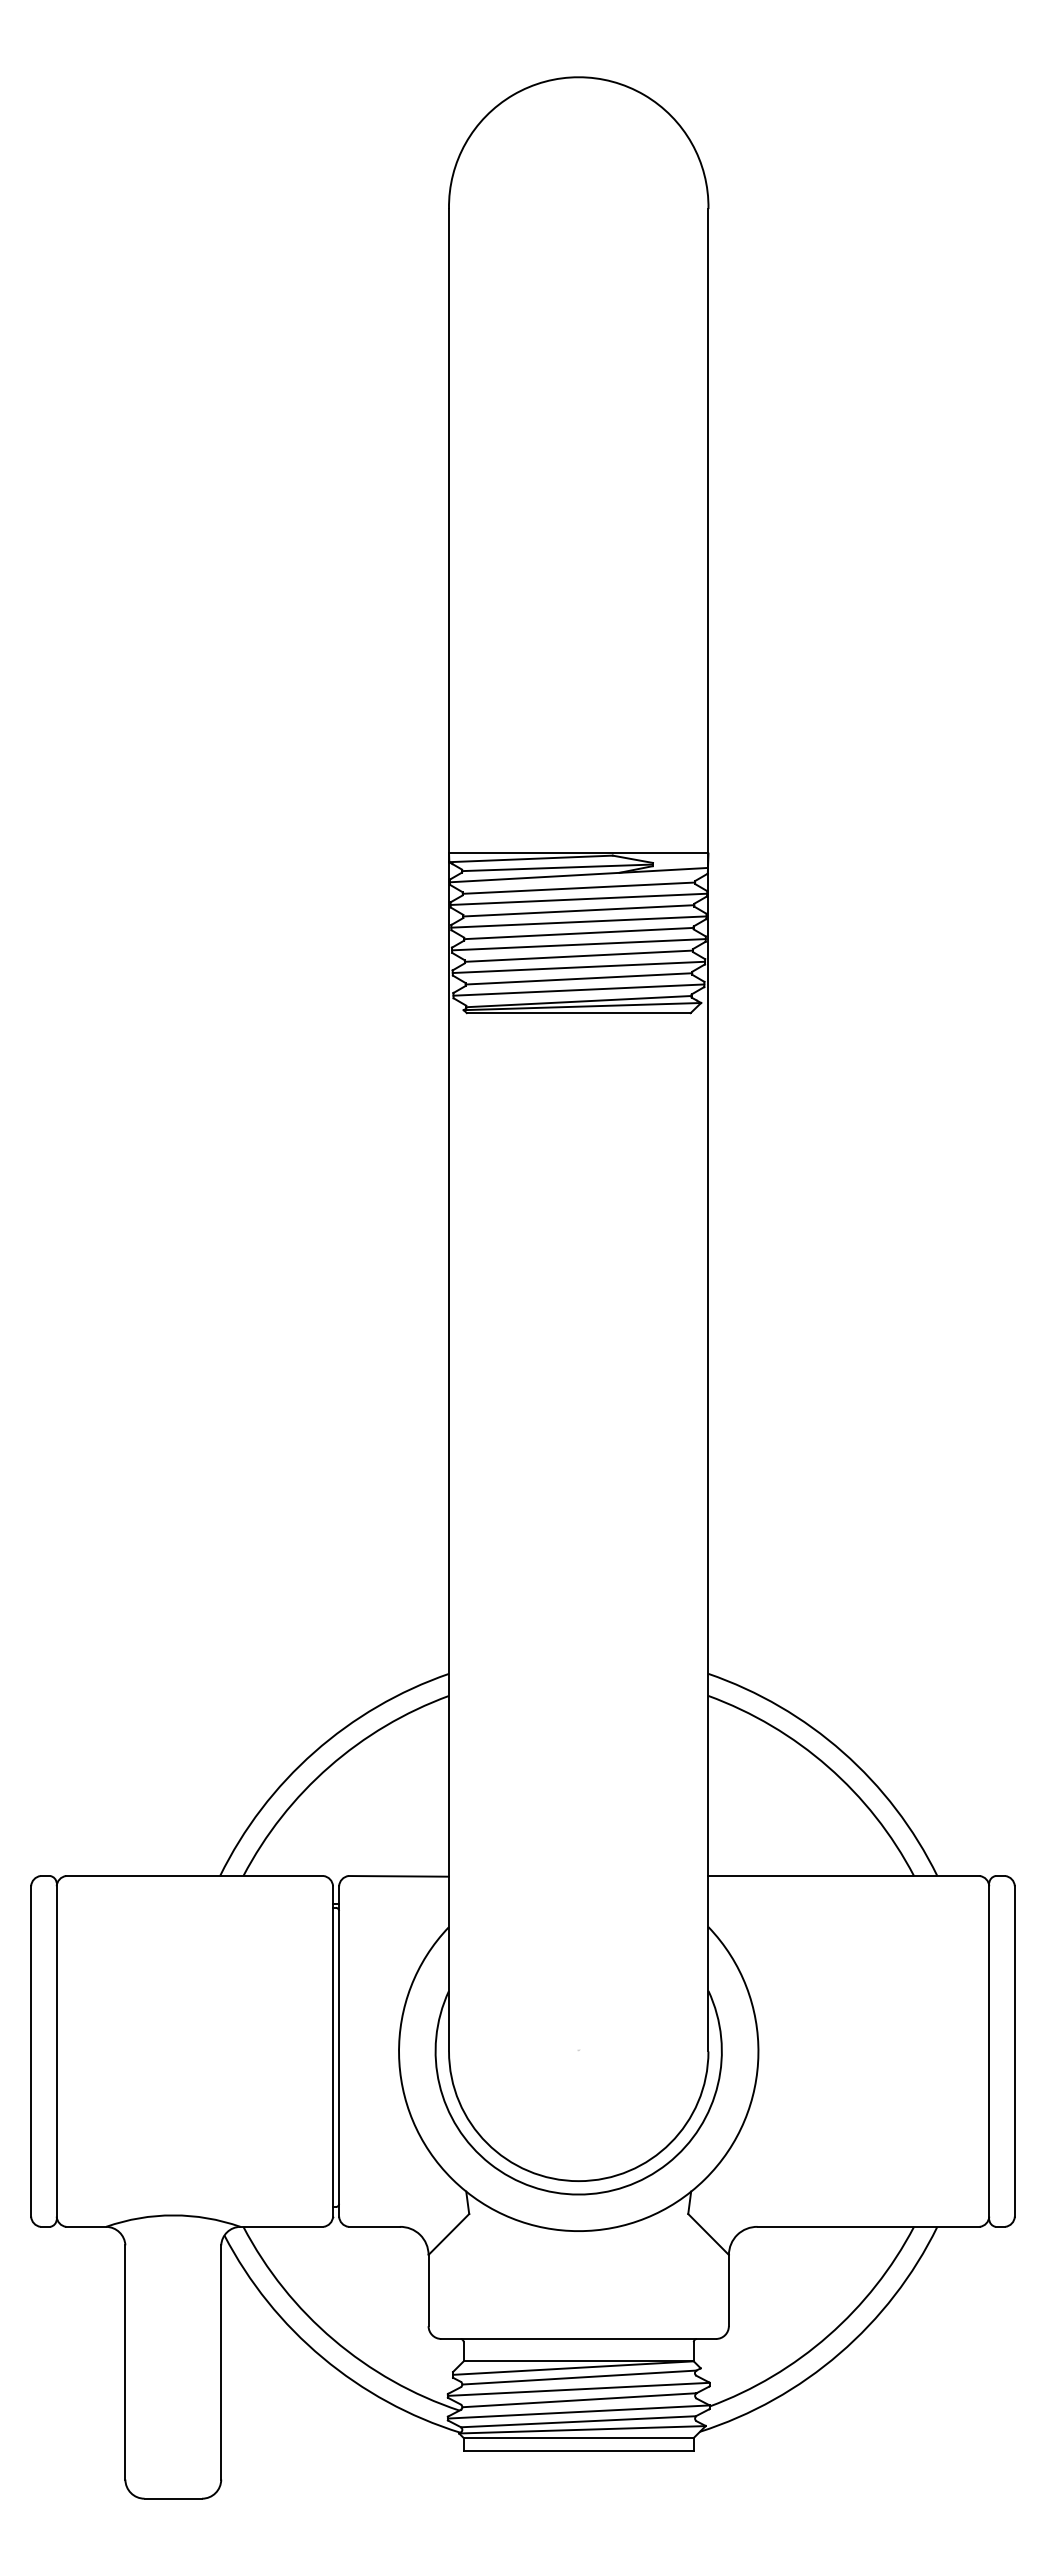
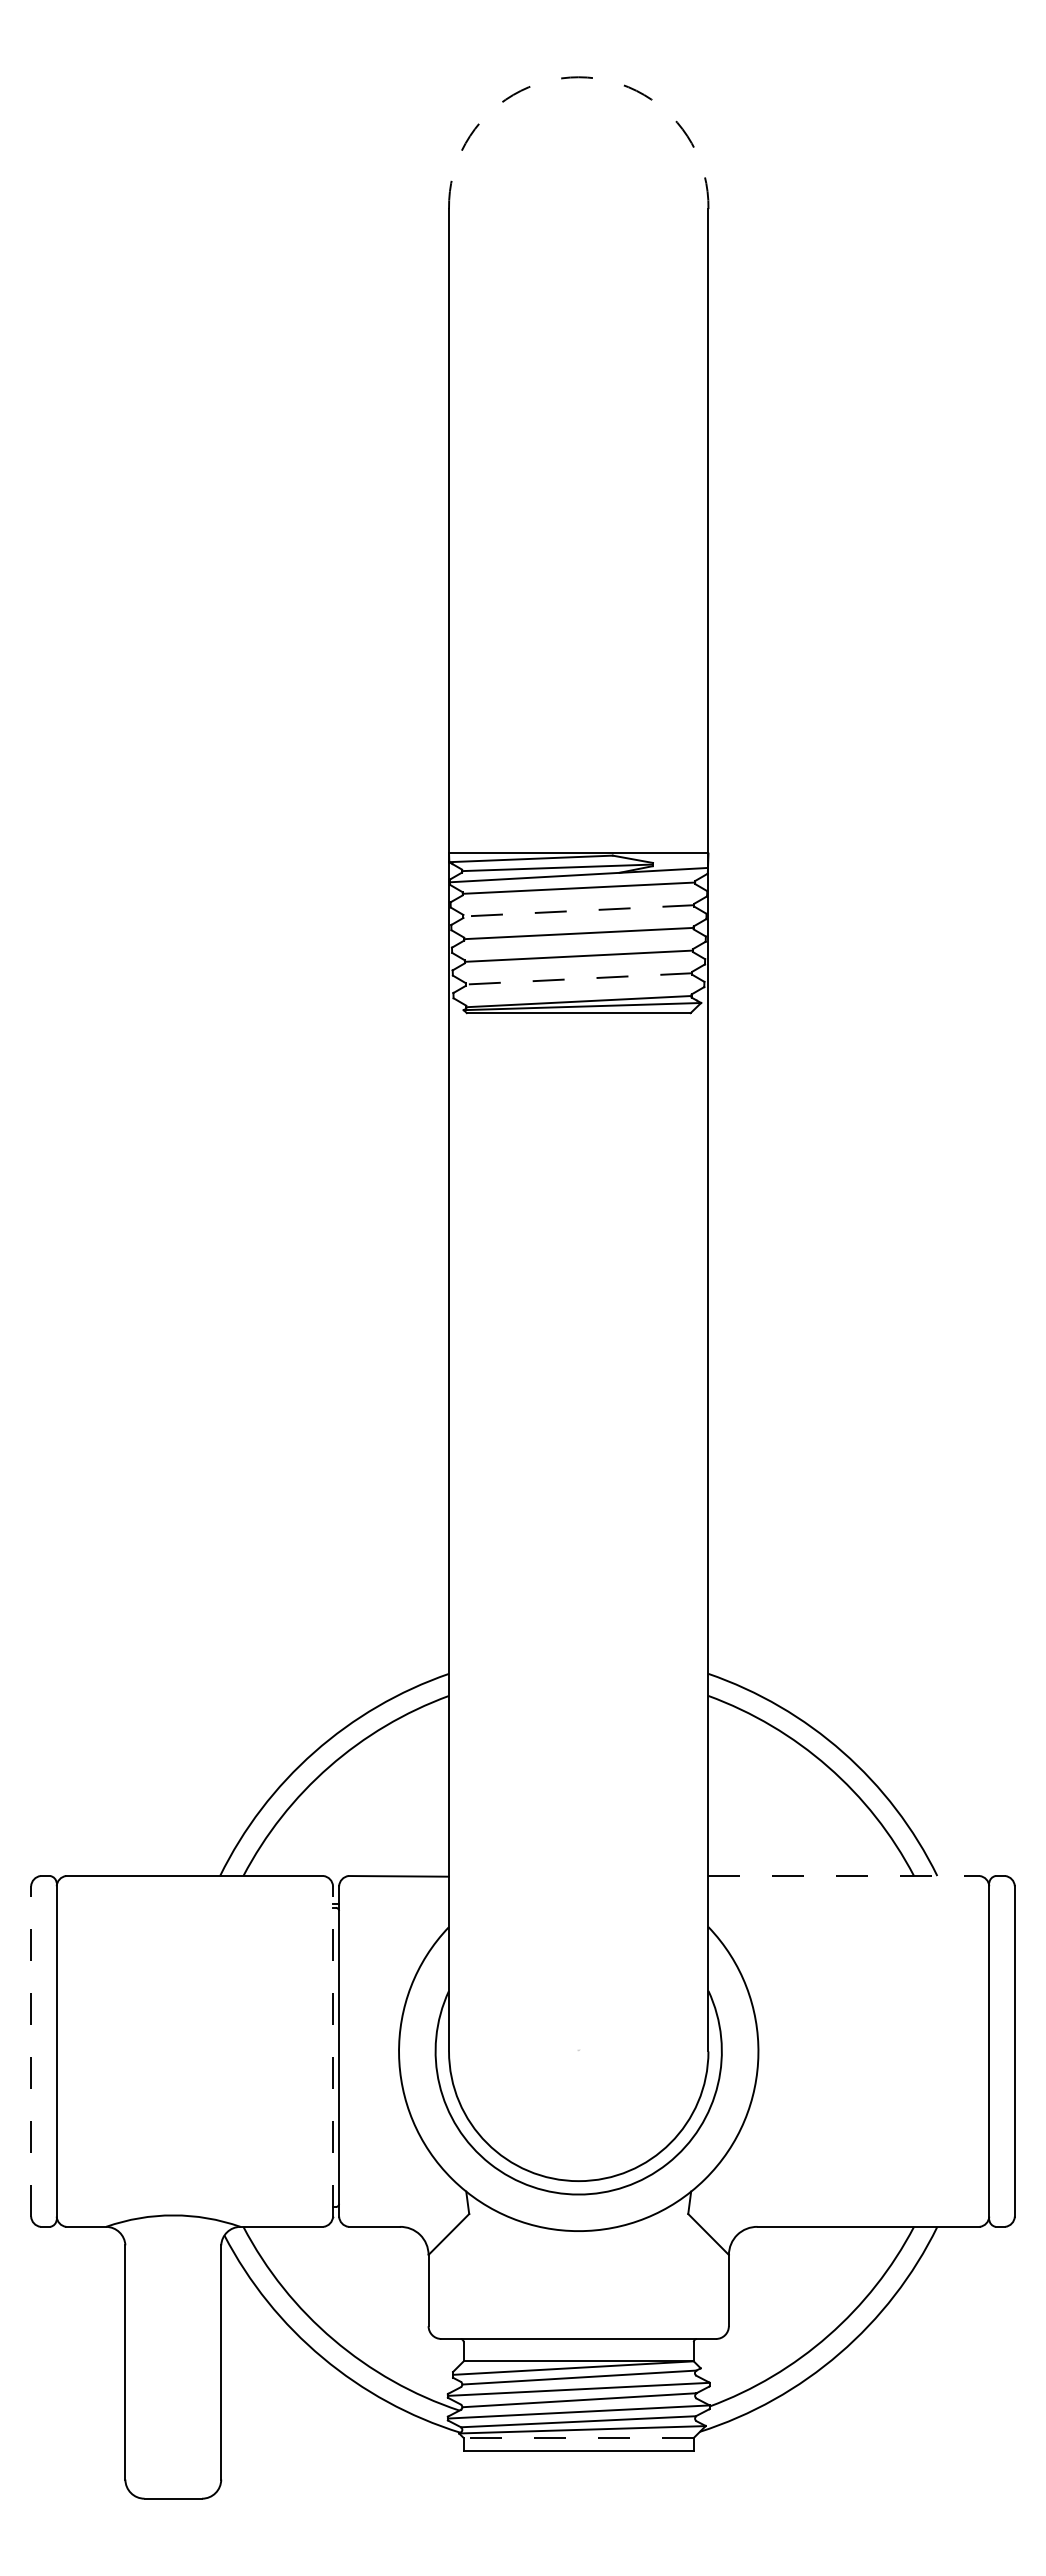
arc: solid -> dashed (578, 77)
line: present -> none (578, 898)
line: solid -> dashed (578, 910)
line: present -> none (578, 921)
line: present -> none (578, 944)
line: present -> none (578, 967)
line: solid -> dashed (578, 978)
line: present -> none (578, 989)
line: solid -> dashed (844, 1876)
line: solid -> dashed (31, 2050)
line: solid -> dashed (333, 2050)
line: solid -> dashed (578, 2438)
